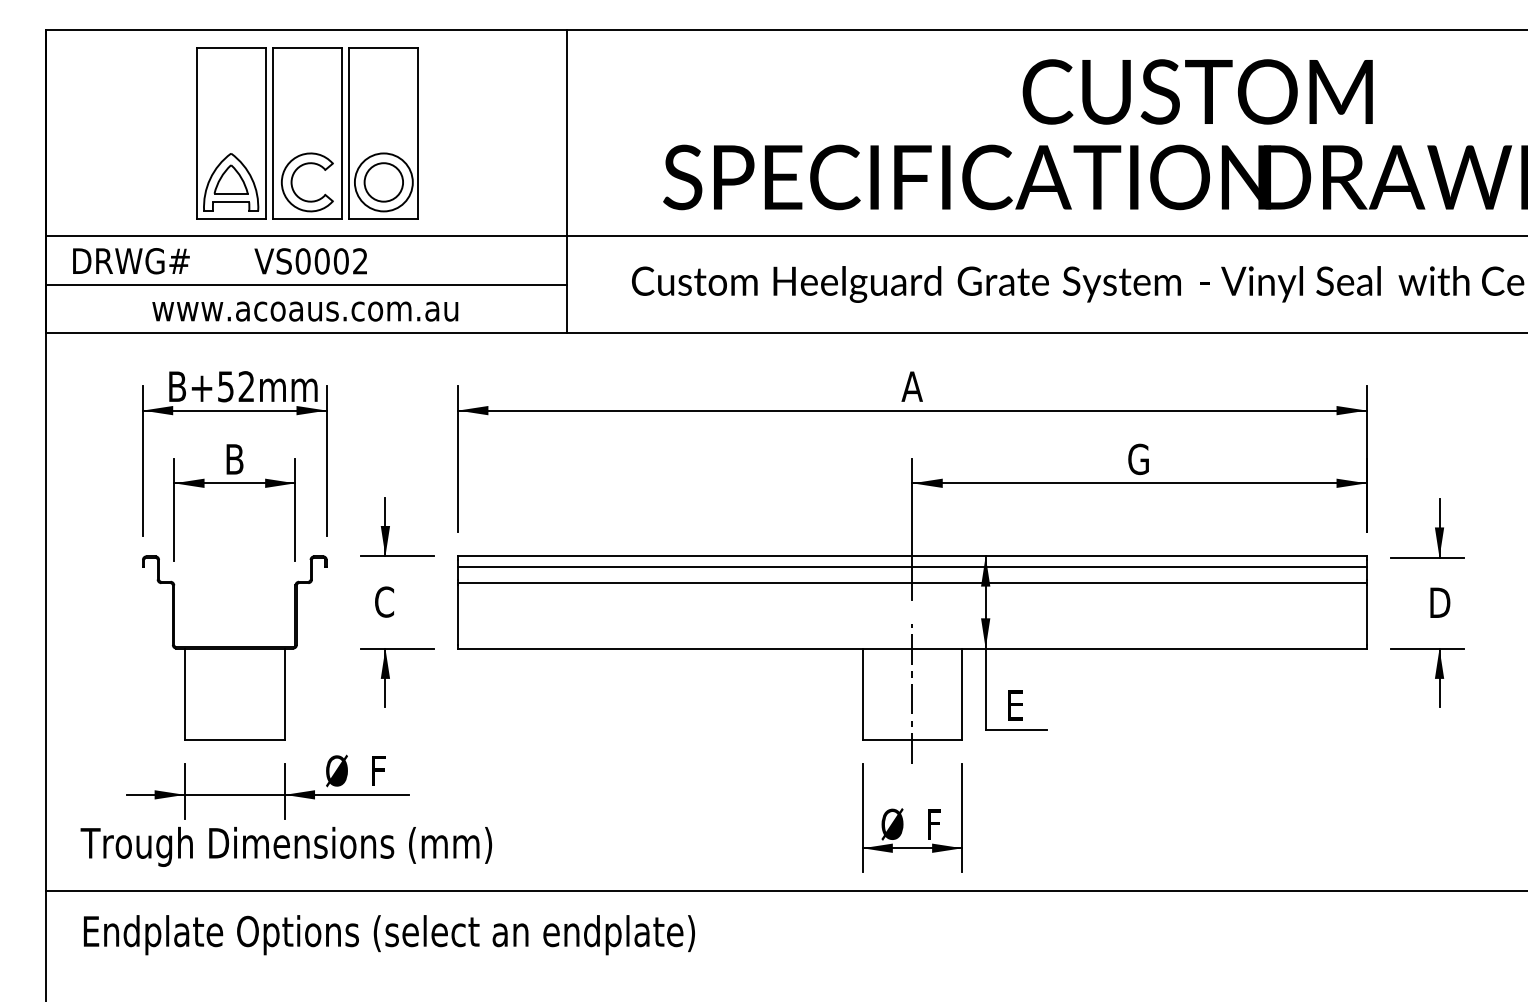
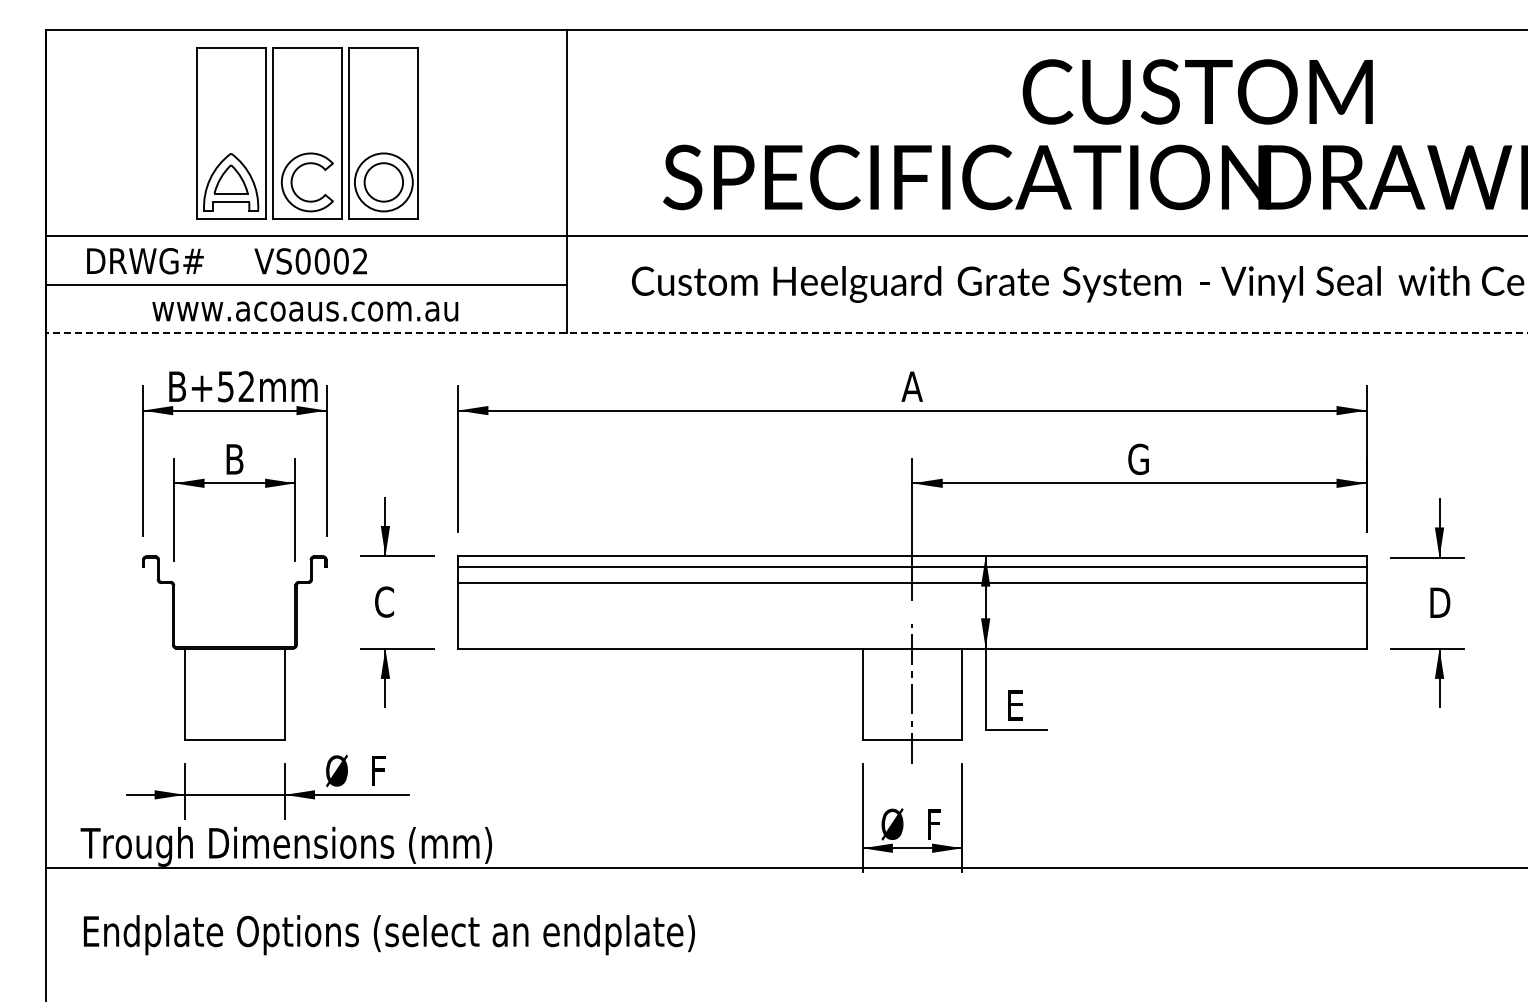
text position: (131, 261) -> (145, 261) (145, 261)
line: solid -> dashed (786, 333)
line position: (784, 890) -> (784, 867) (784, 867)
